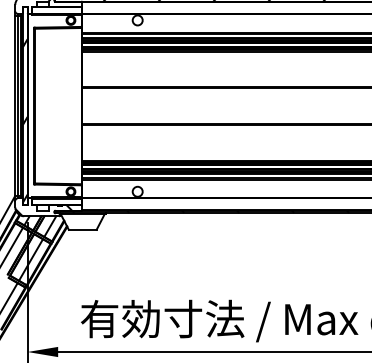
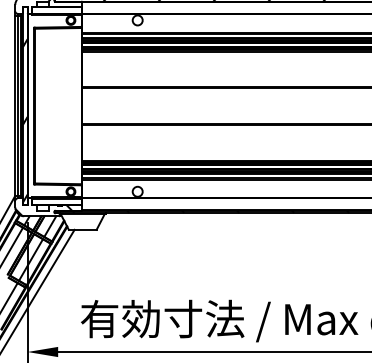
line: none -> present (38, 289)
